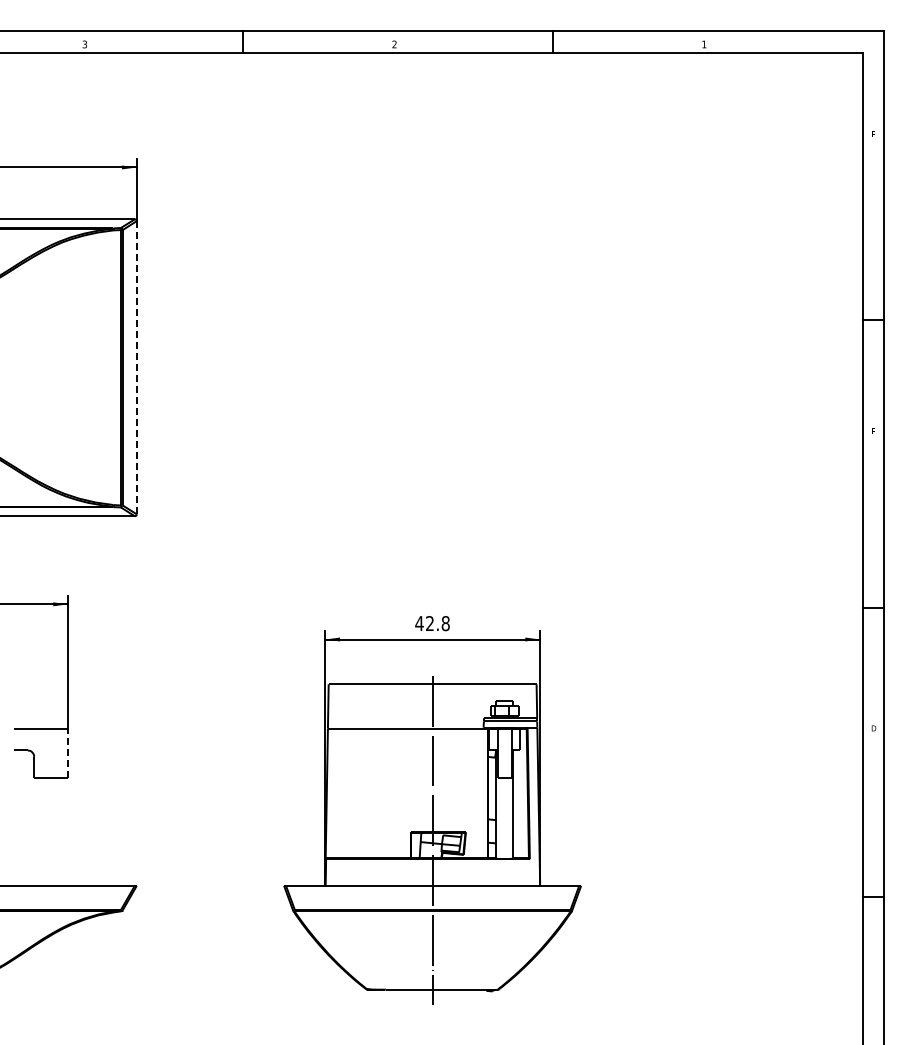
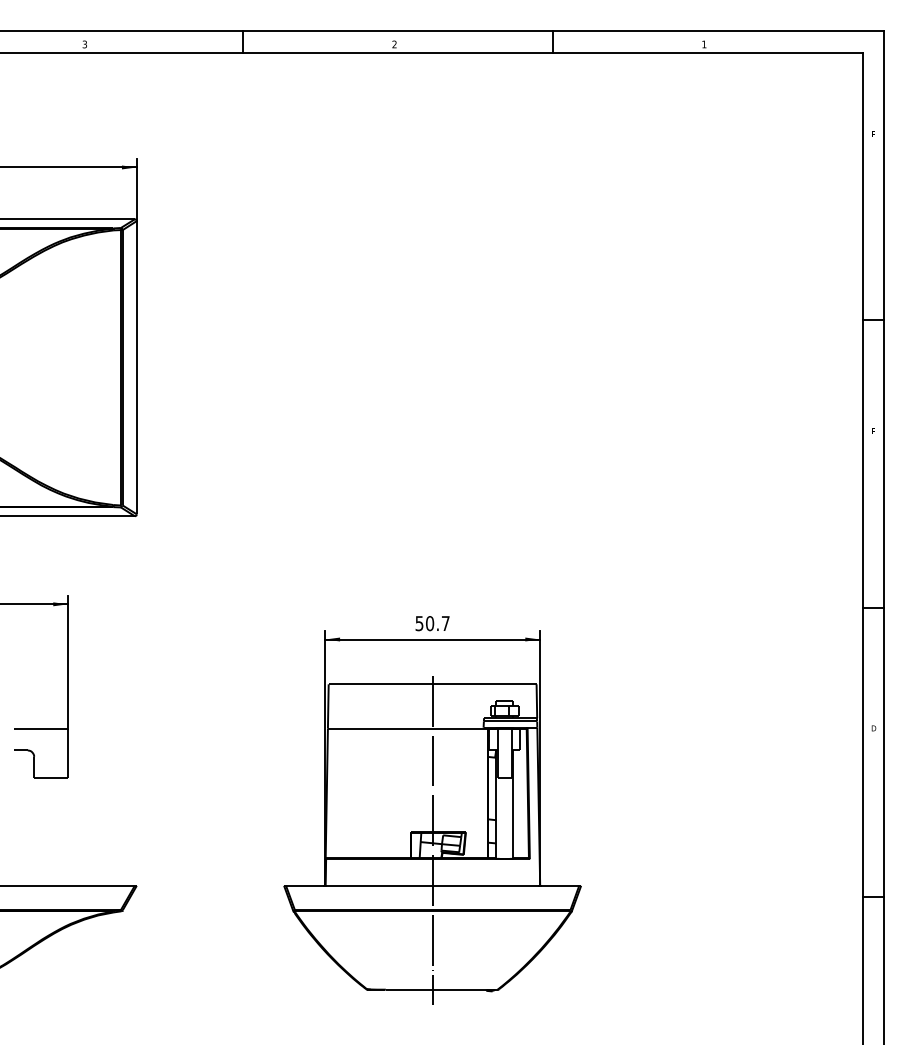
line: dashed -> solid (136, 367)
text: 42.8 -> 50.7 (432, 623)
line: dashed -> solid (68, 753)
